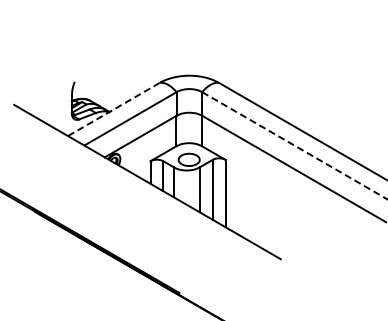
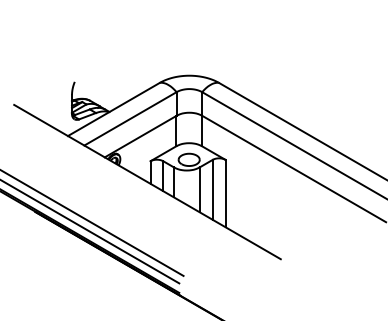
line: dashed -> solid (113, 109)
line: dashed -> solid (295, 146)
line: none -> present (92, 223)
line: none -> present (90, 232)
